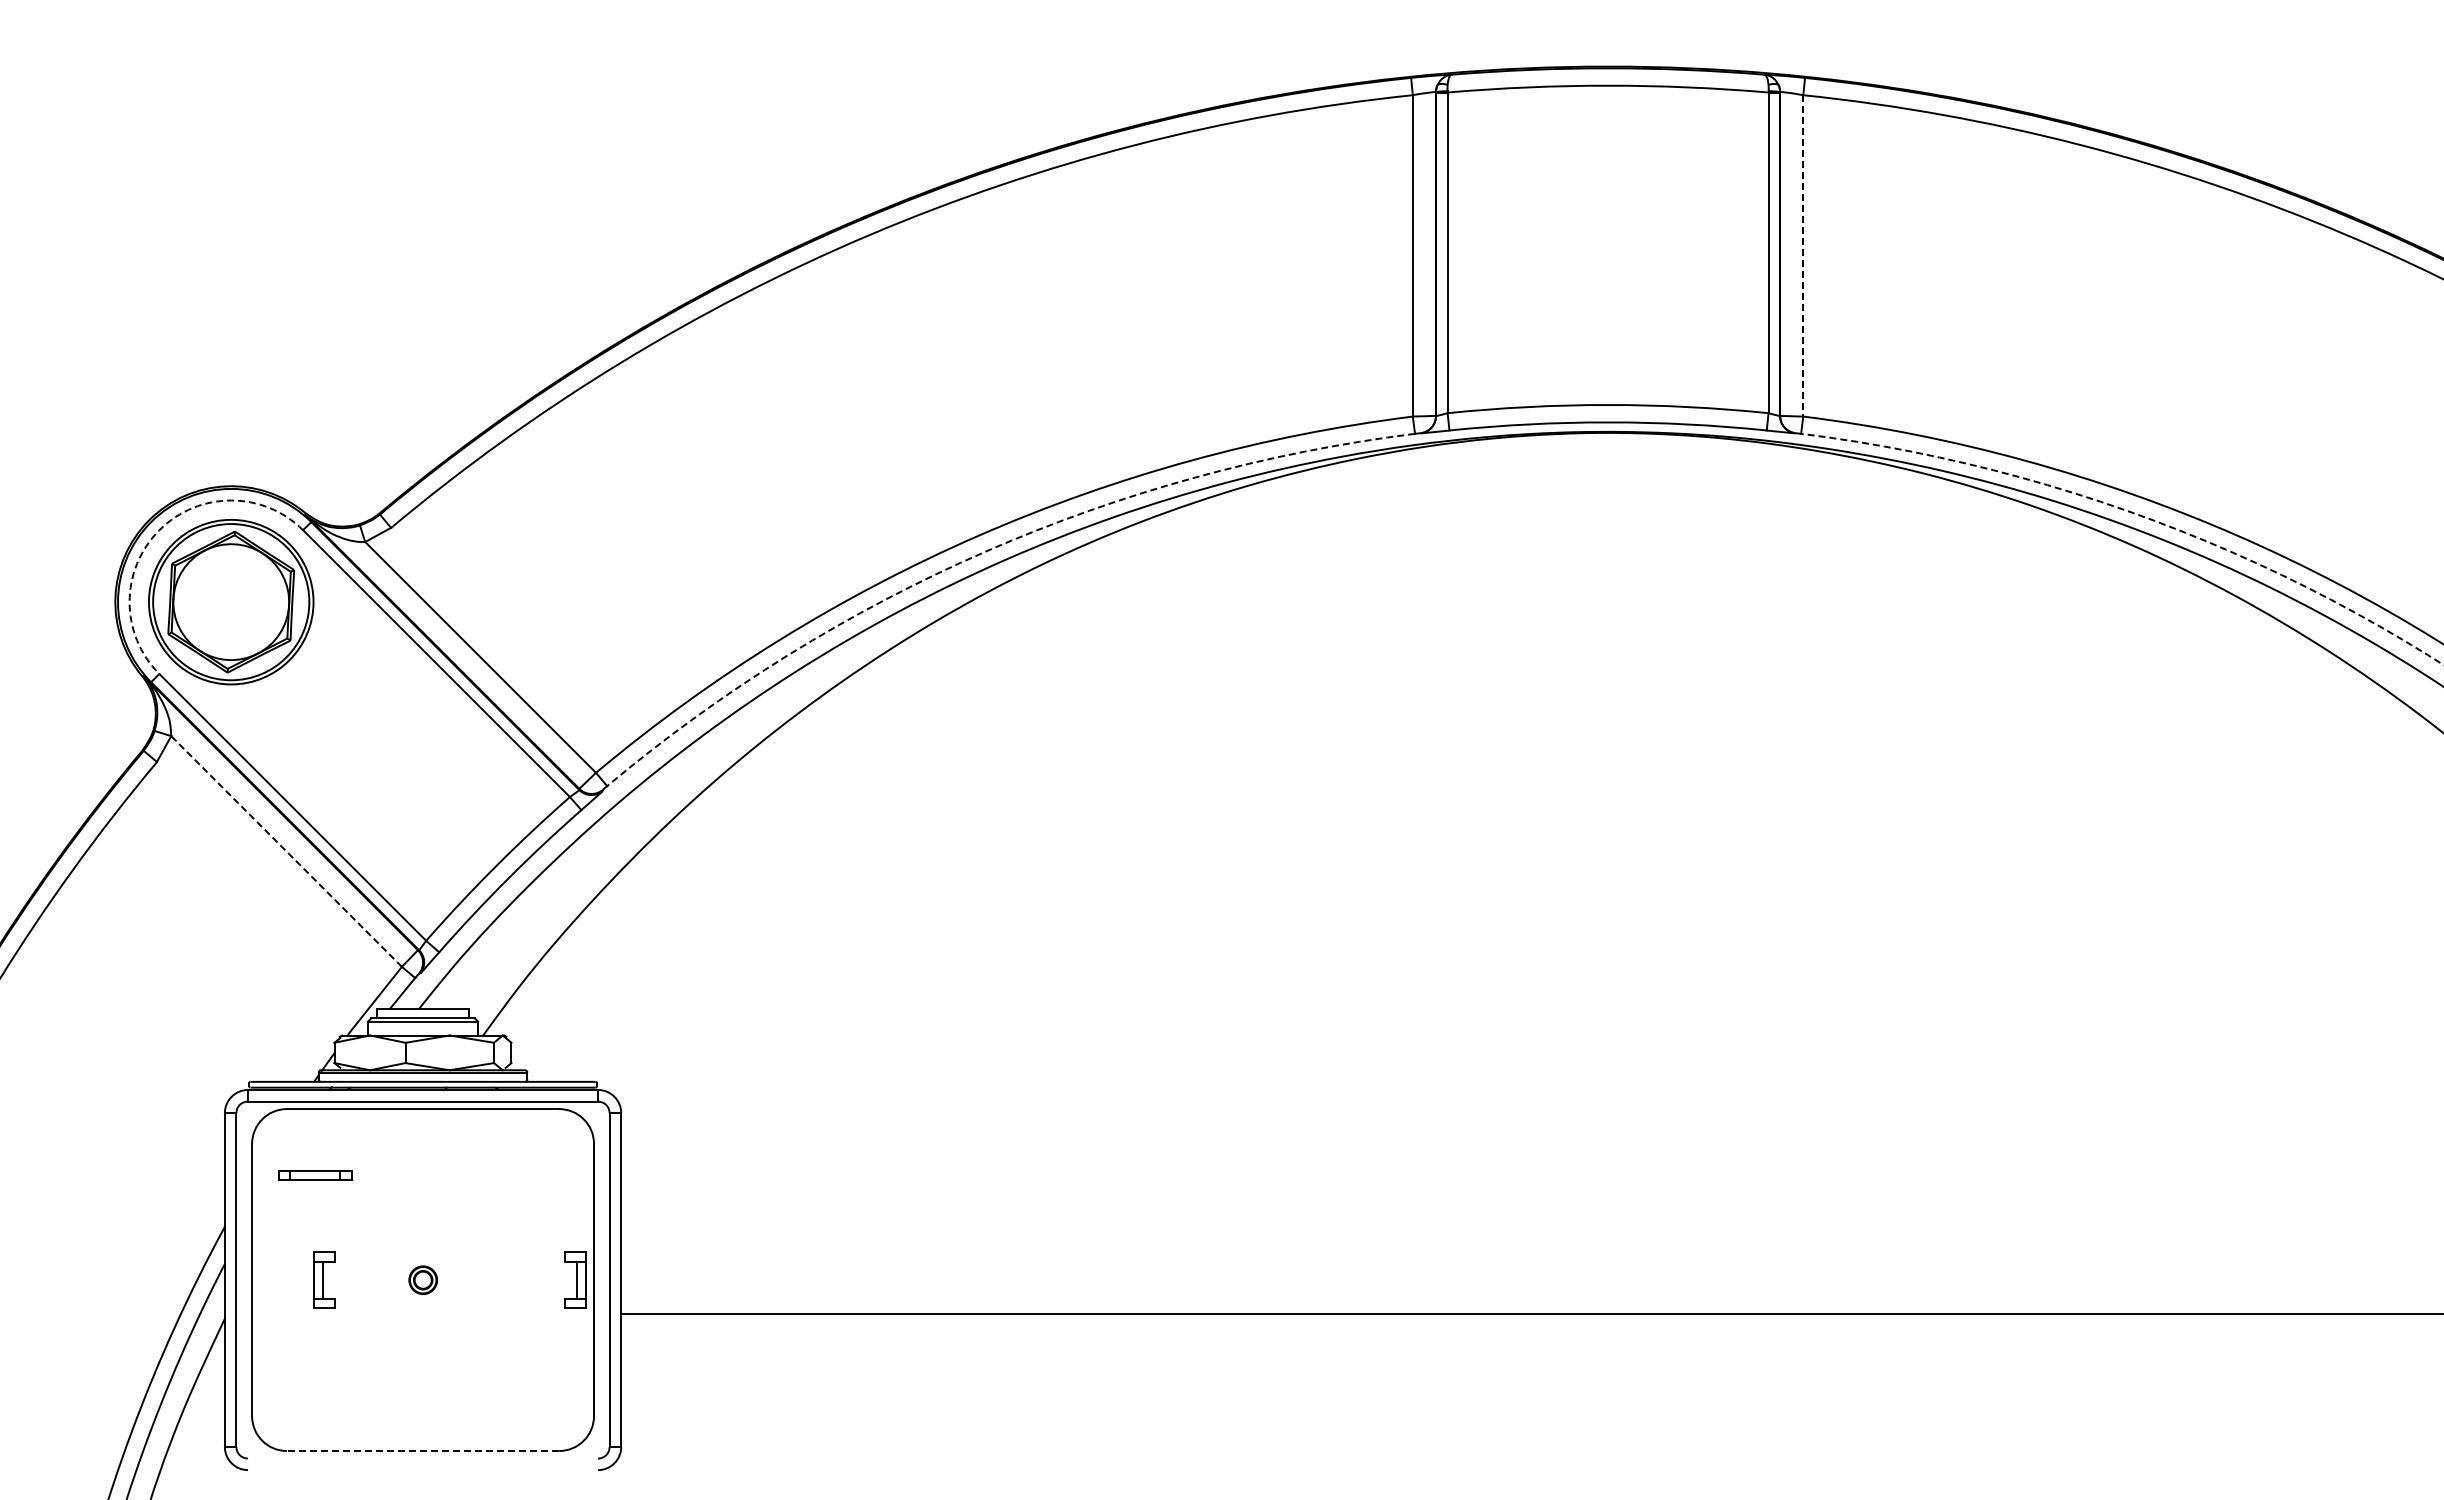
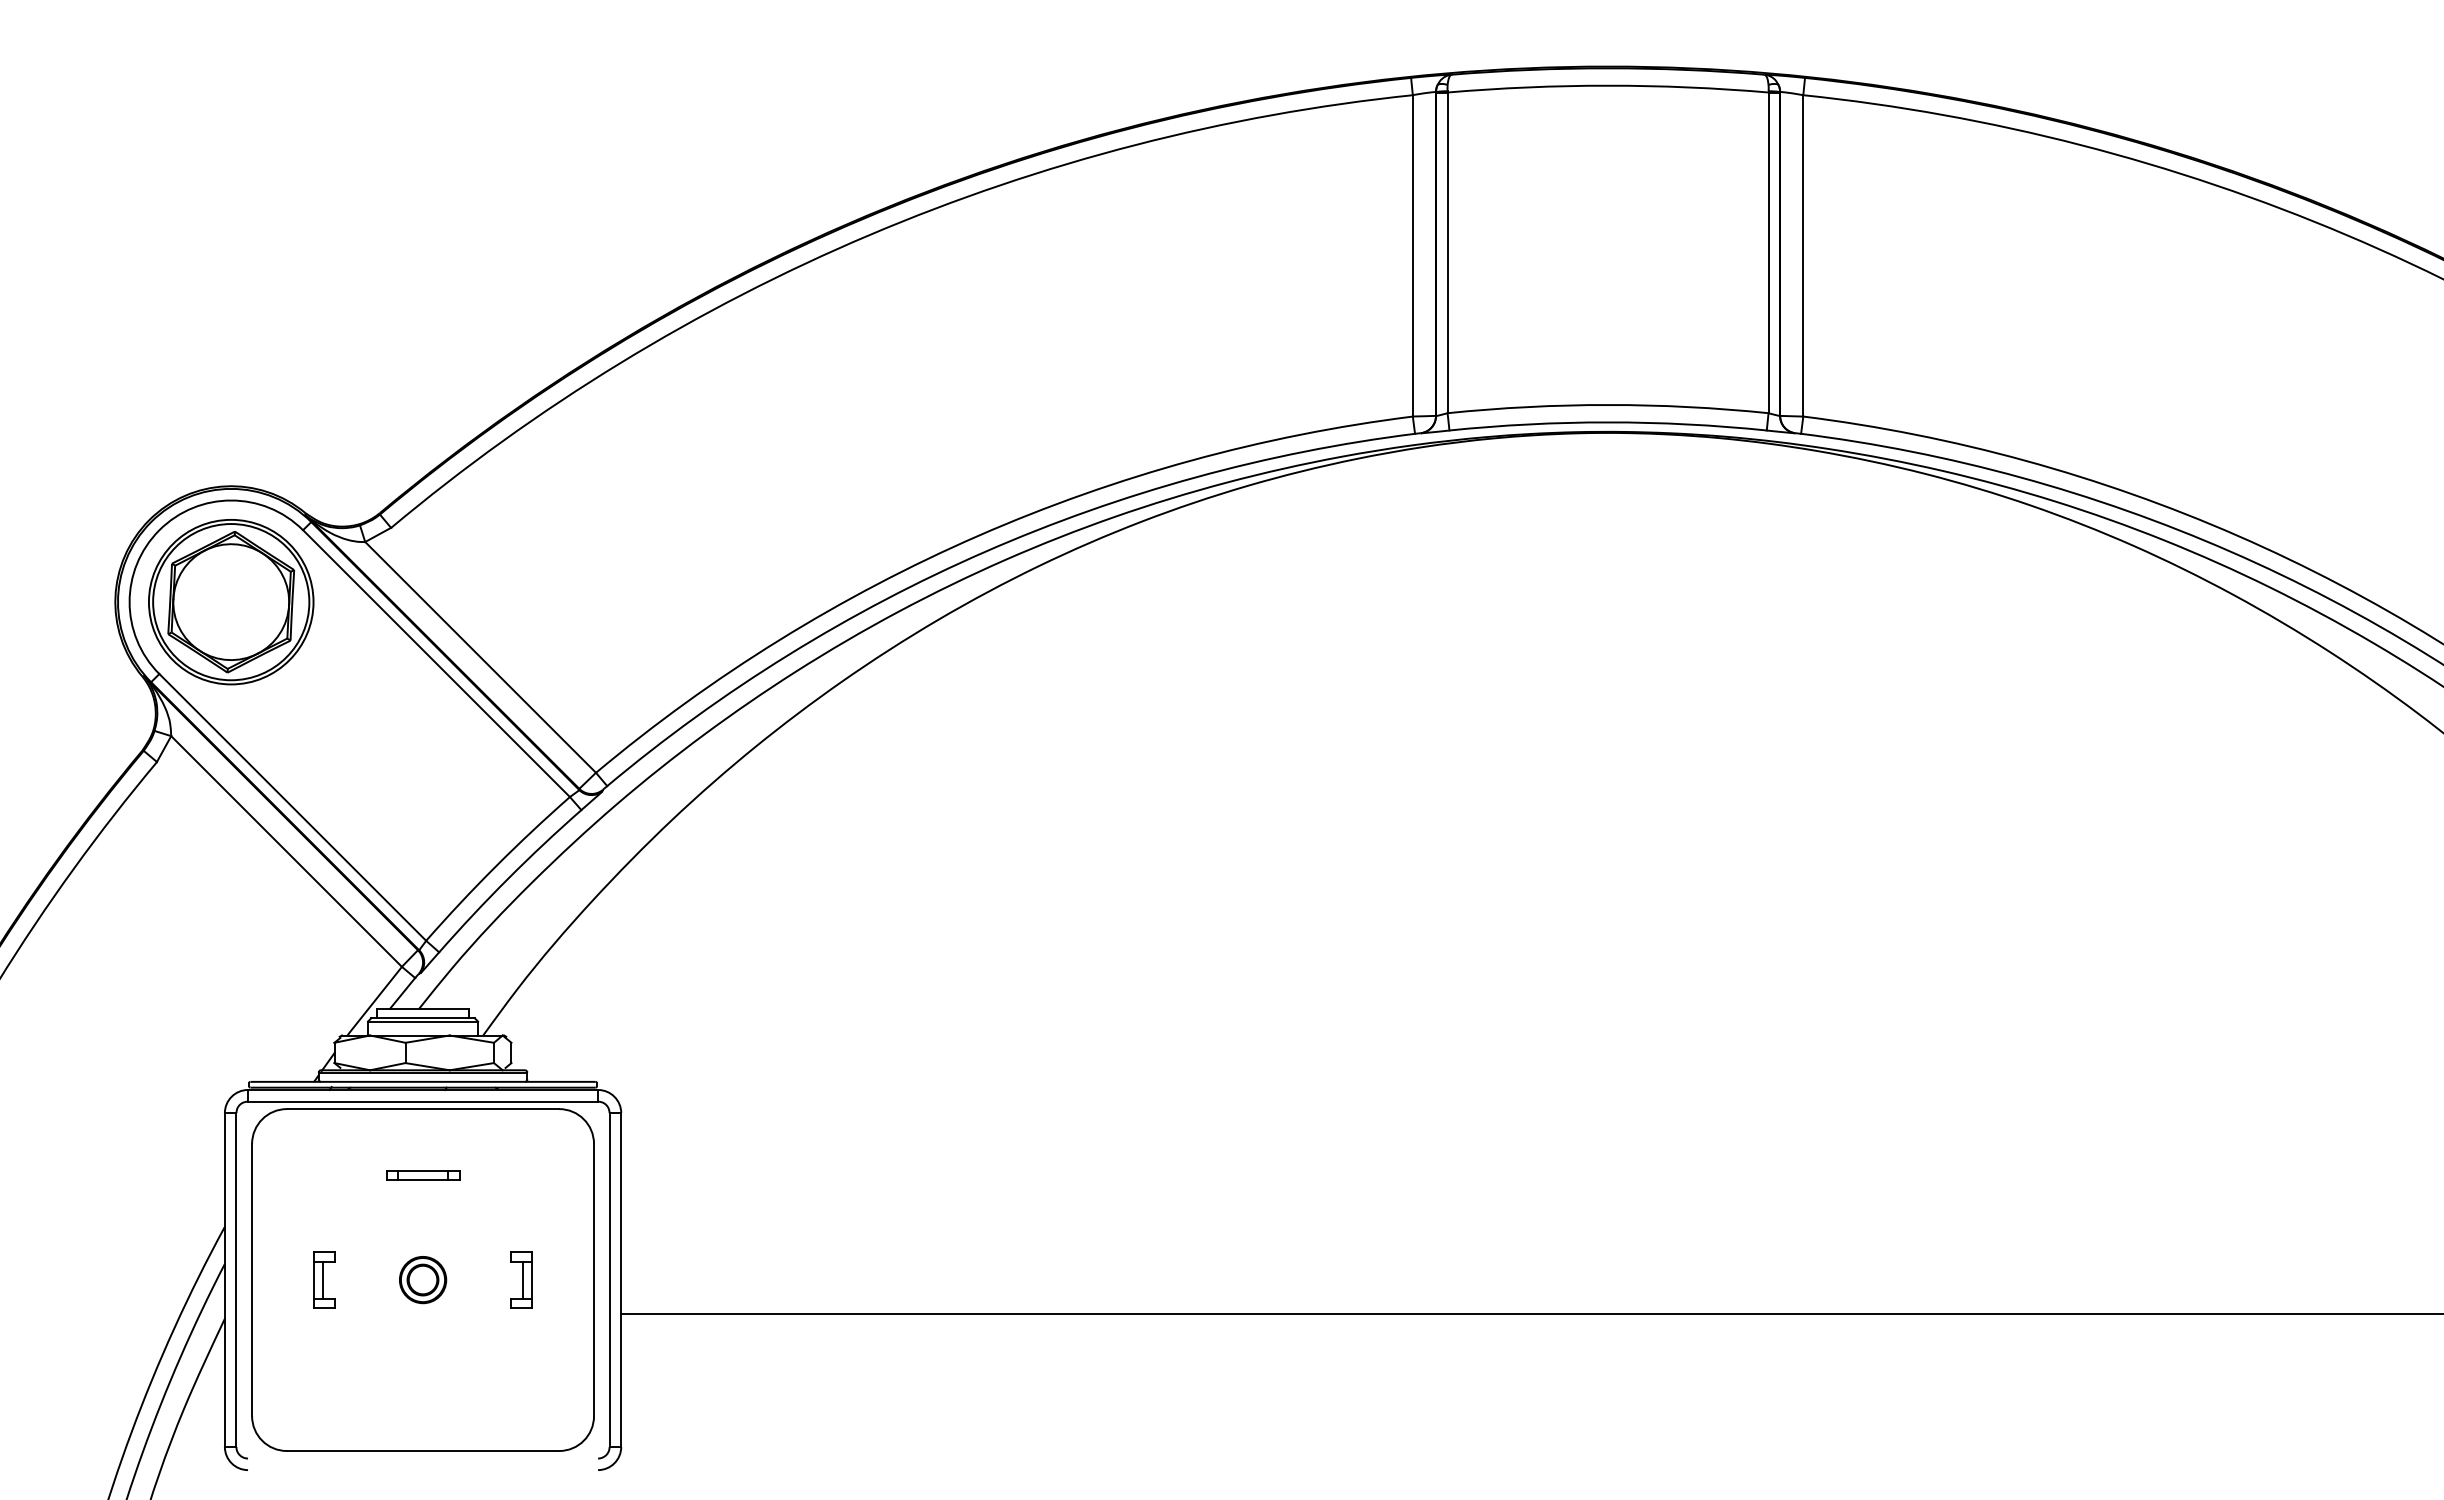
line: dashed -> solid (1803, 255)
arc: dashed -> solid (2134, 513)
arc: dashed -> solid (159, 530)
arc: dashed -> solid (985, 551)
line: dashed -> solid (286, 851)
part position: (315, 1175) -> (423, 1175) (423, 1175)
part size: 30x30 px -> 49x49 px (423, 1280)
part position: (575, 1279) -> (521, 1279) (521, 1279)
line: dashed -> solid (422, 1451)
